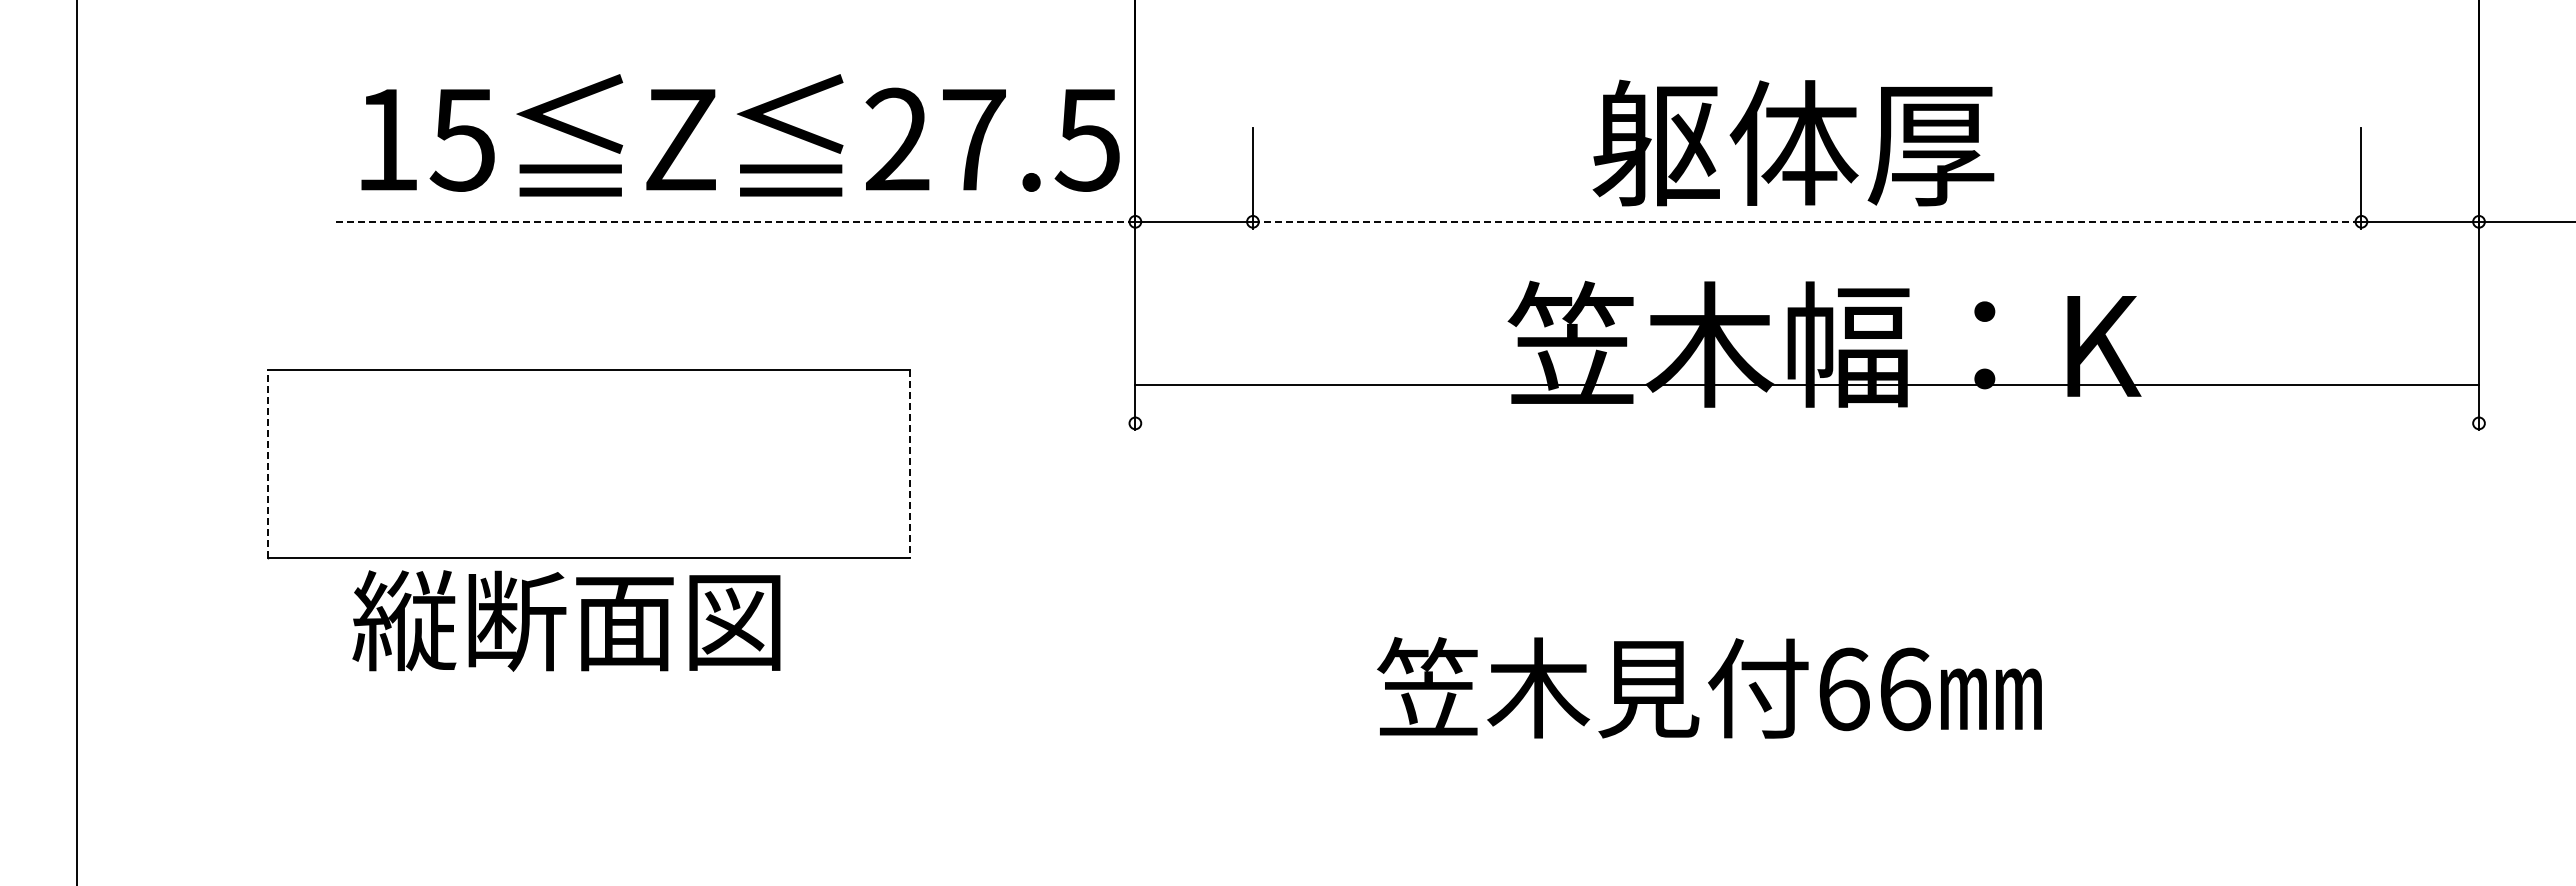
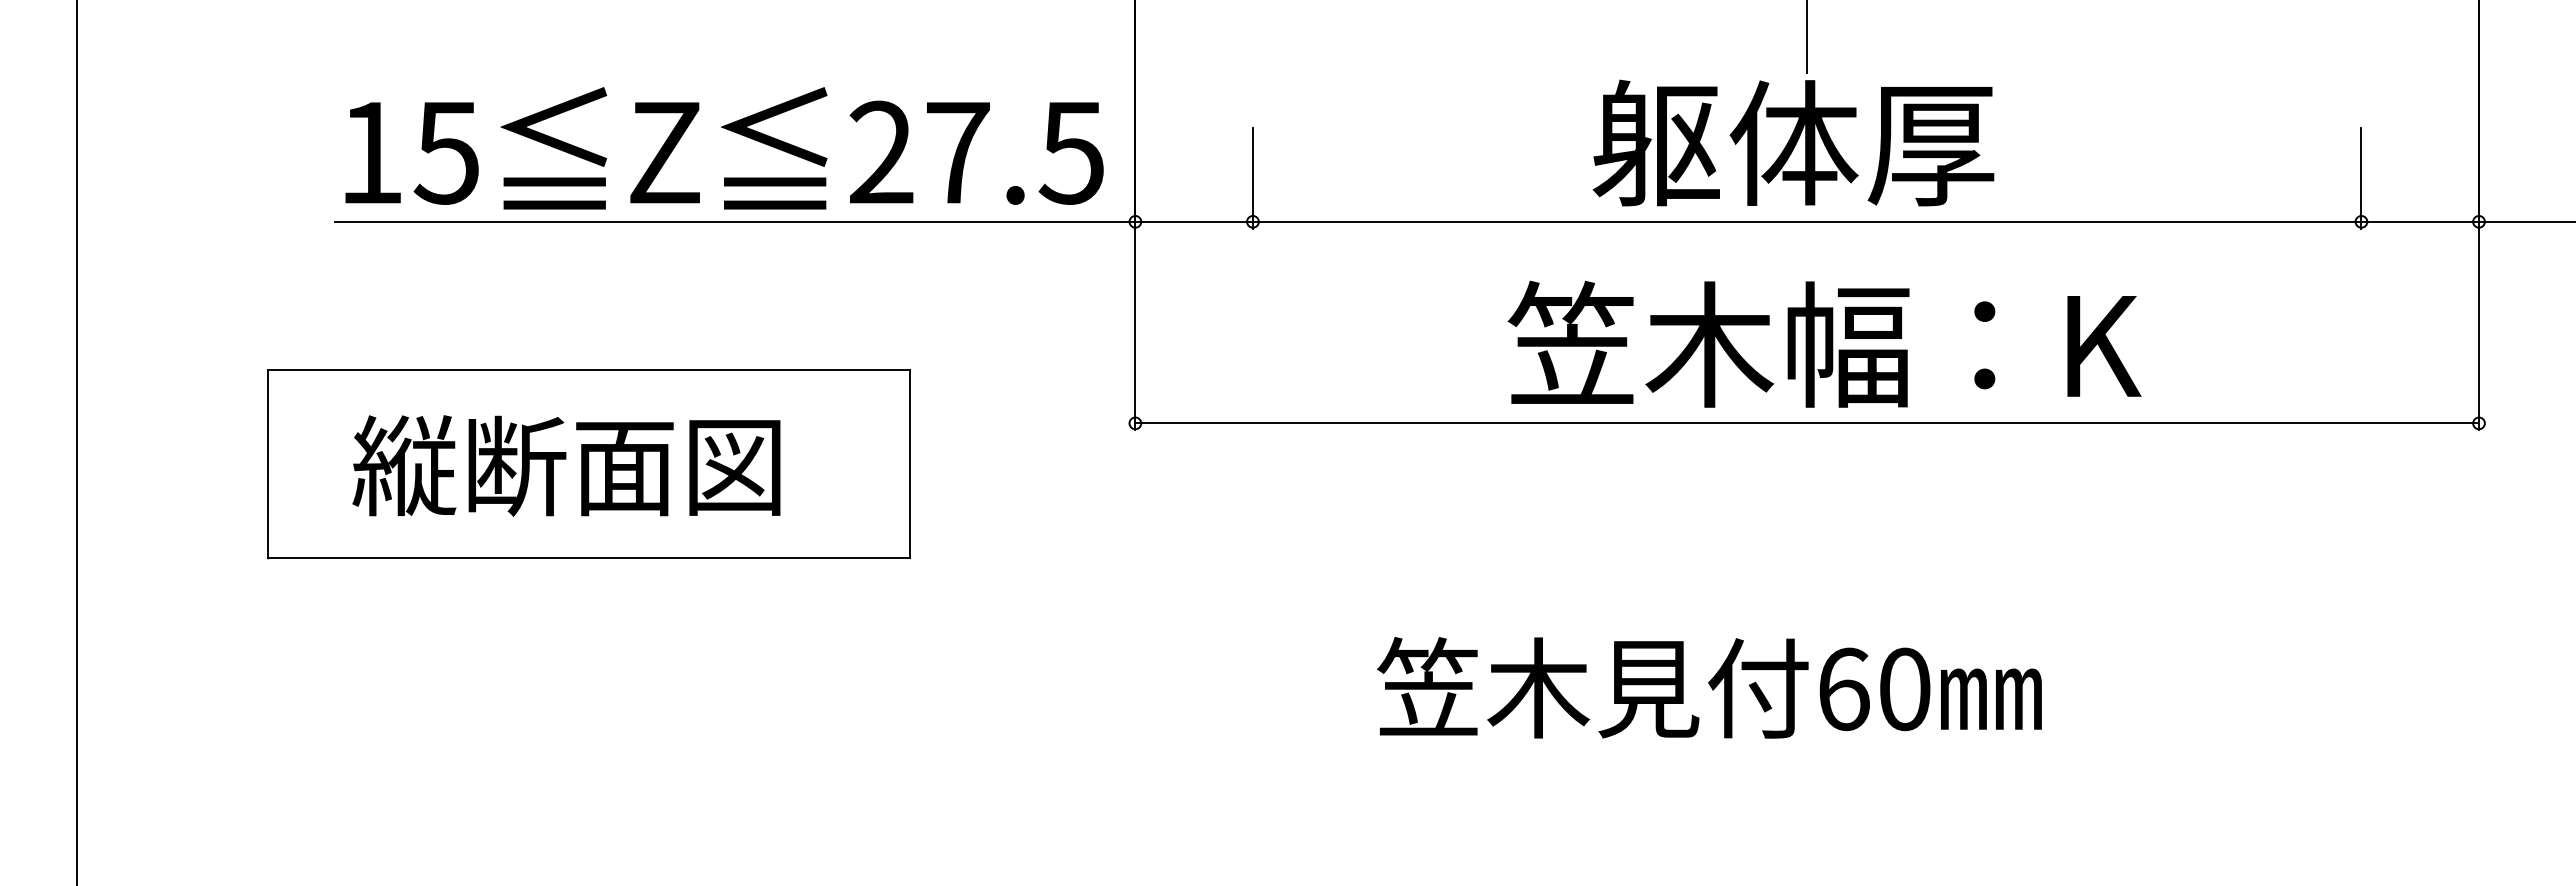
line: none -> present (1807, 38)
text position: (740, 135) -> (724, 148) (724, 148)
line: dashed -> solid (735, 221)
line: dashed -> solid (1807, 221)
line position: (1807, 385) -> (1807, 423) (1807, 423)
line: dashed -> solid (268, 463)
line: dashed -> solid (910, 464)
text position: (566, 620) -> (566, 465) (566, 465)
text: 66 -> 60 (1905, 689)
